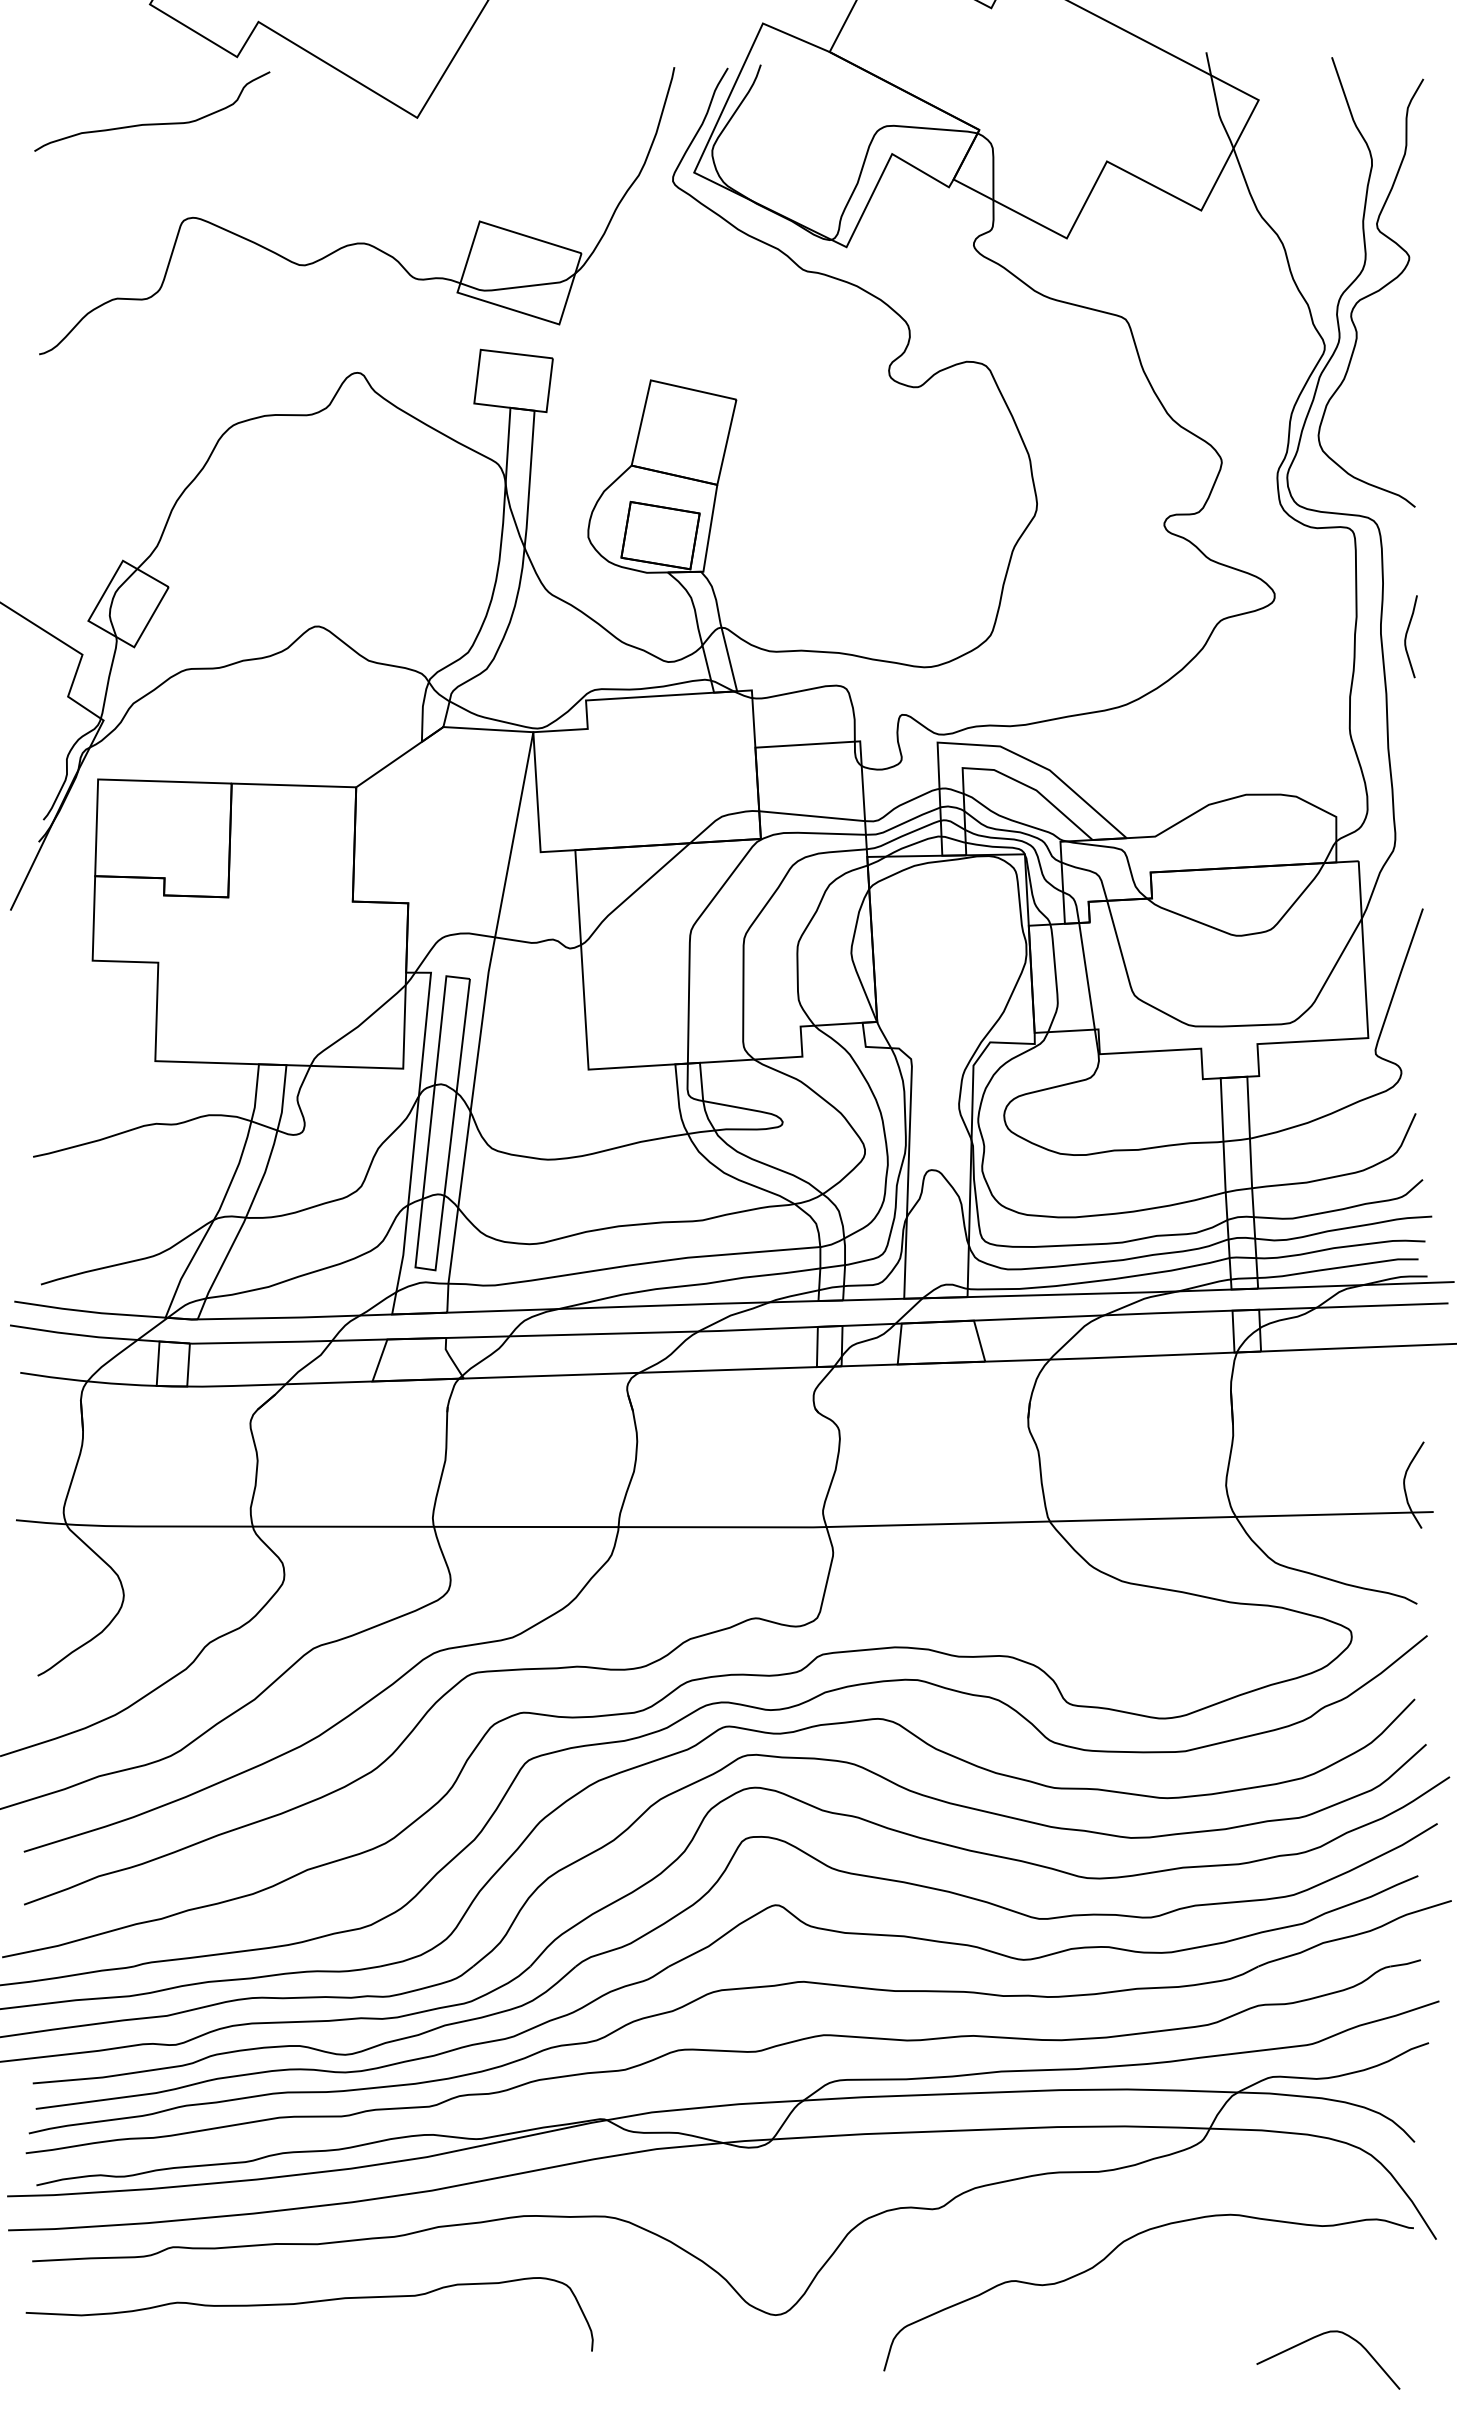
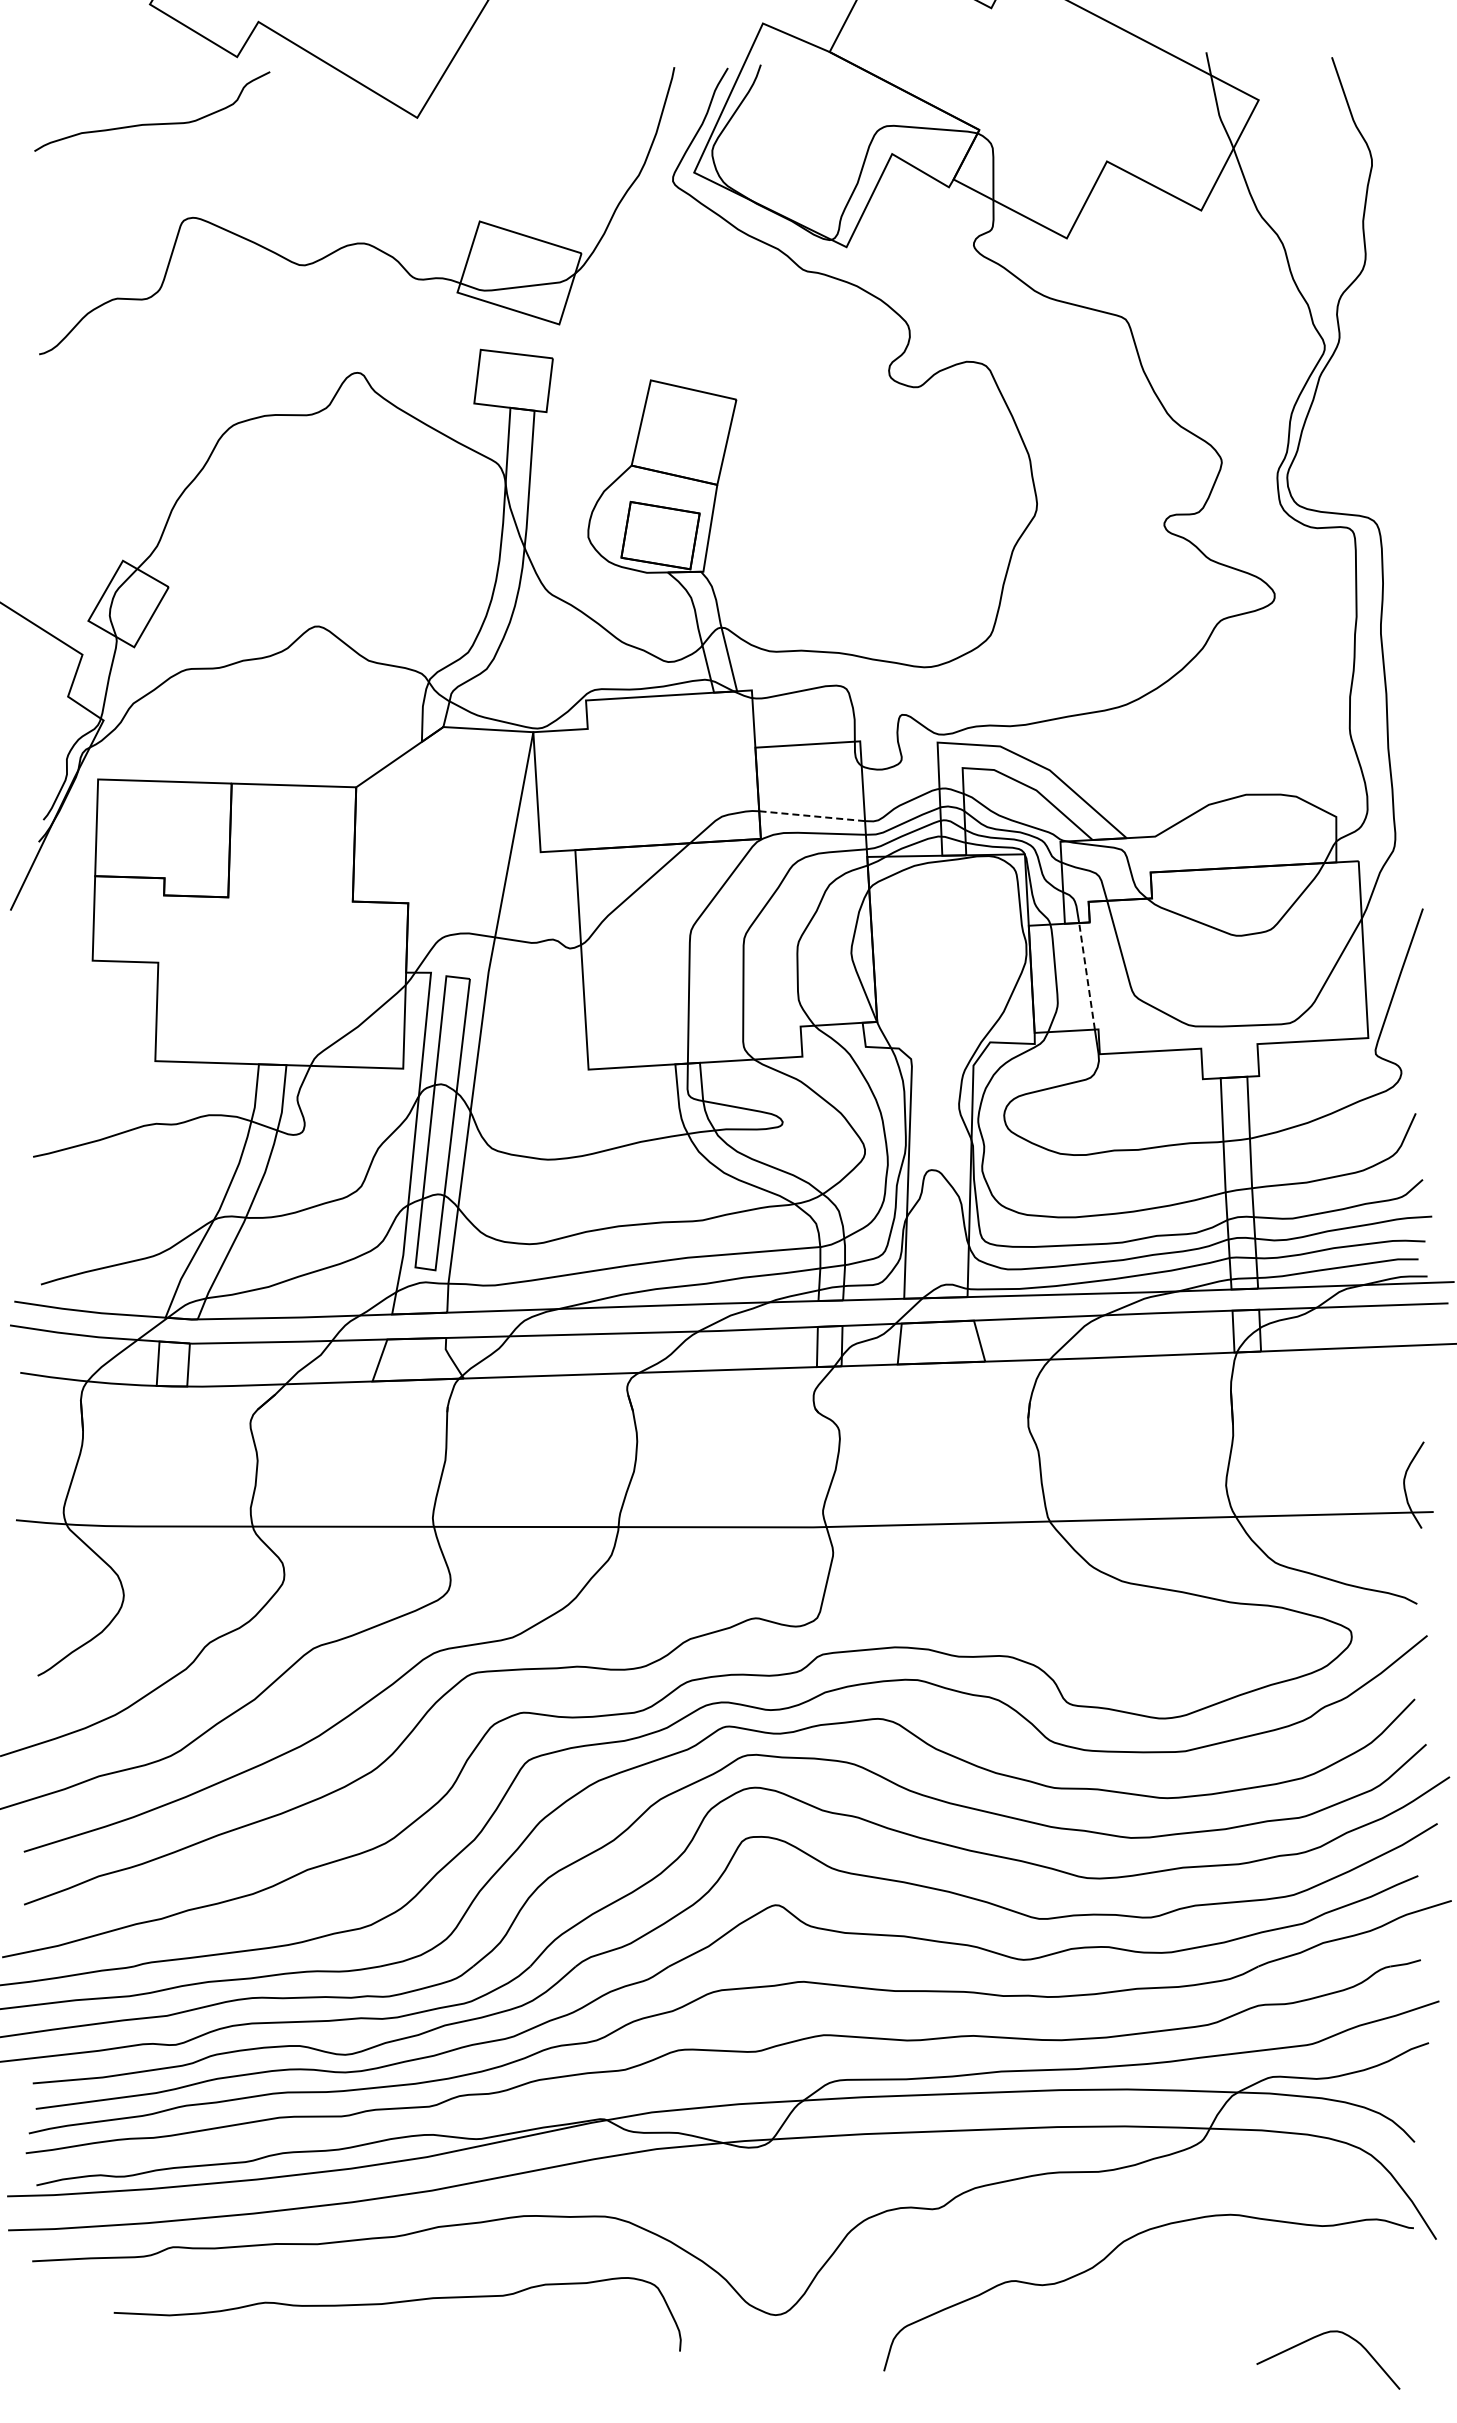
curve: present -> none (1370, 293)
curve: present -> none (1407, 634)
line: solid -> dashed (811, 816)
line: solid -> dashed (1087, 976)
curve position: (309, 2303) -> (397, 2303) (397, 2303)
